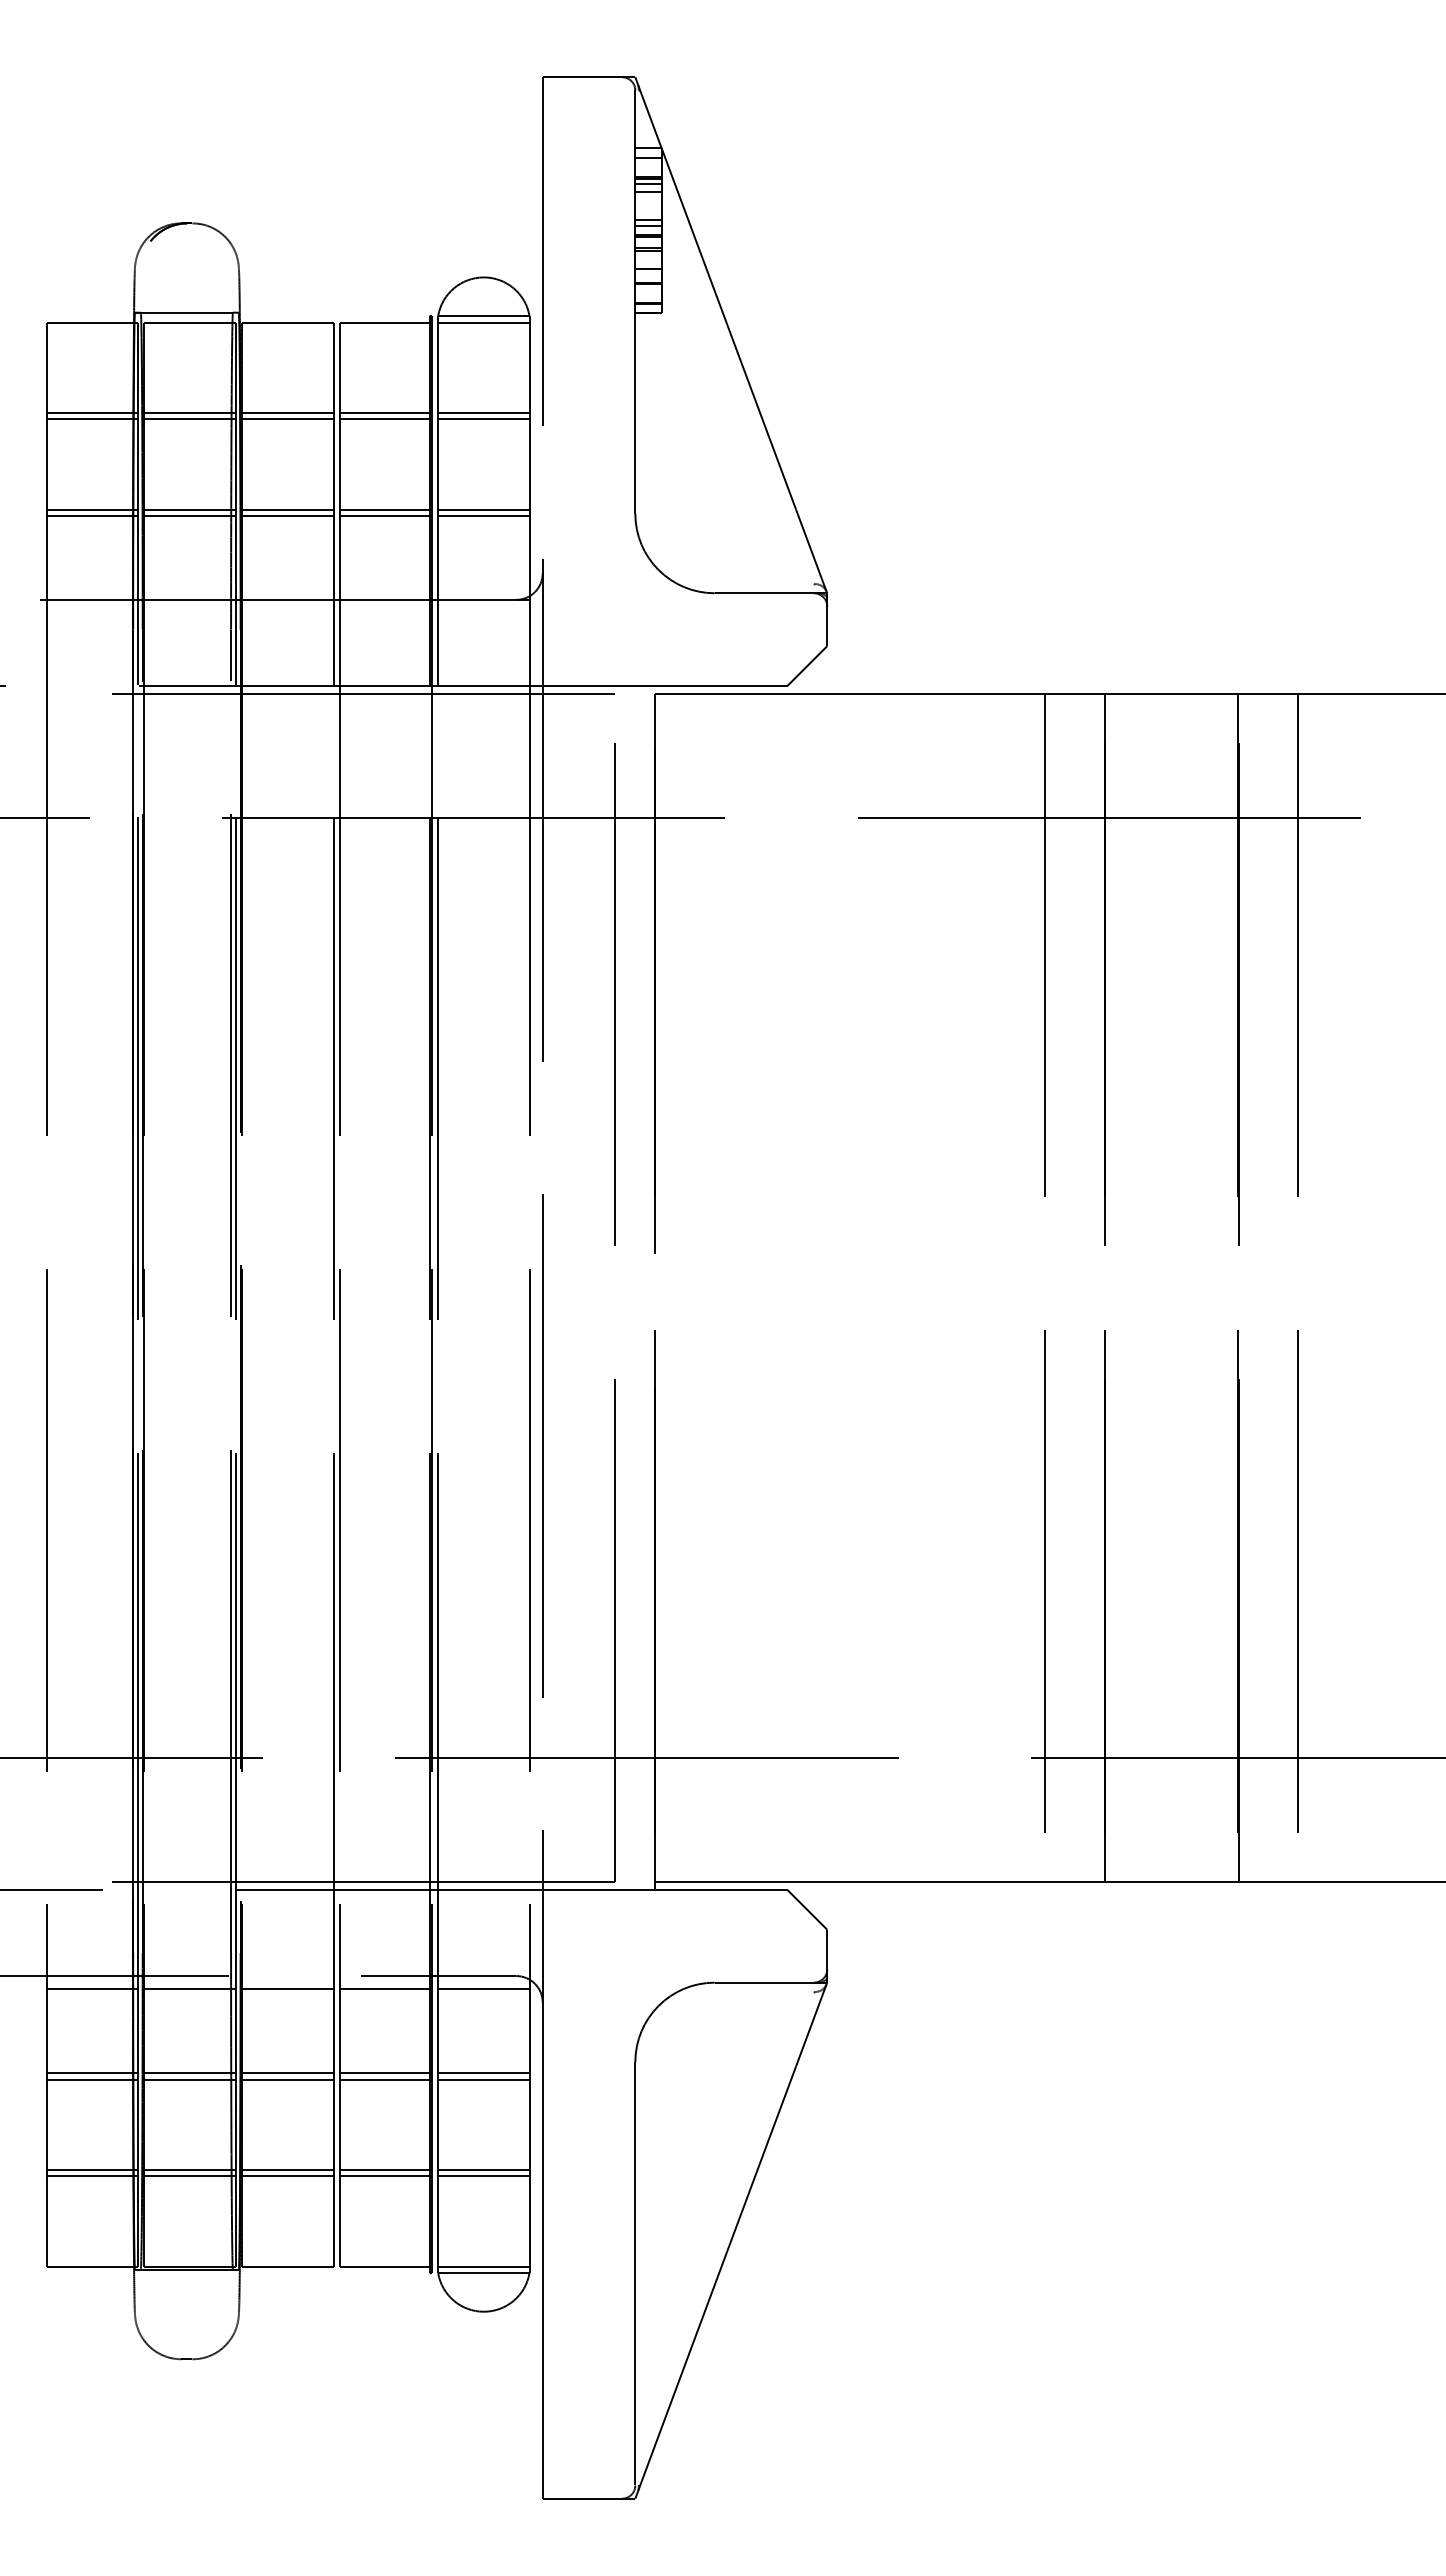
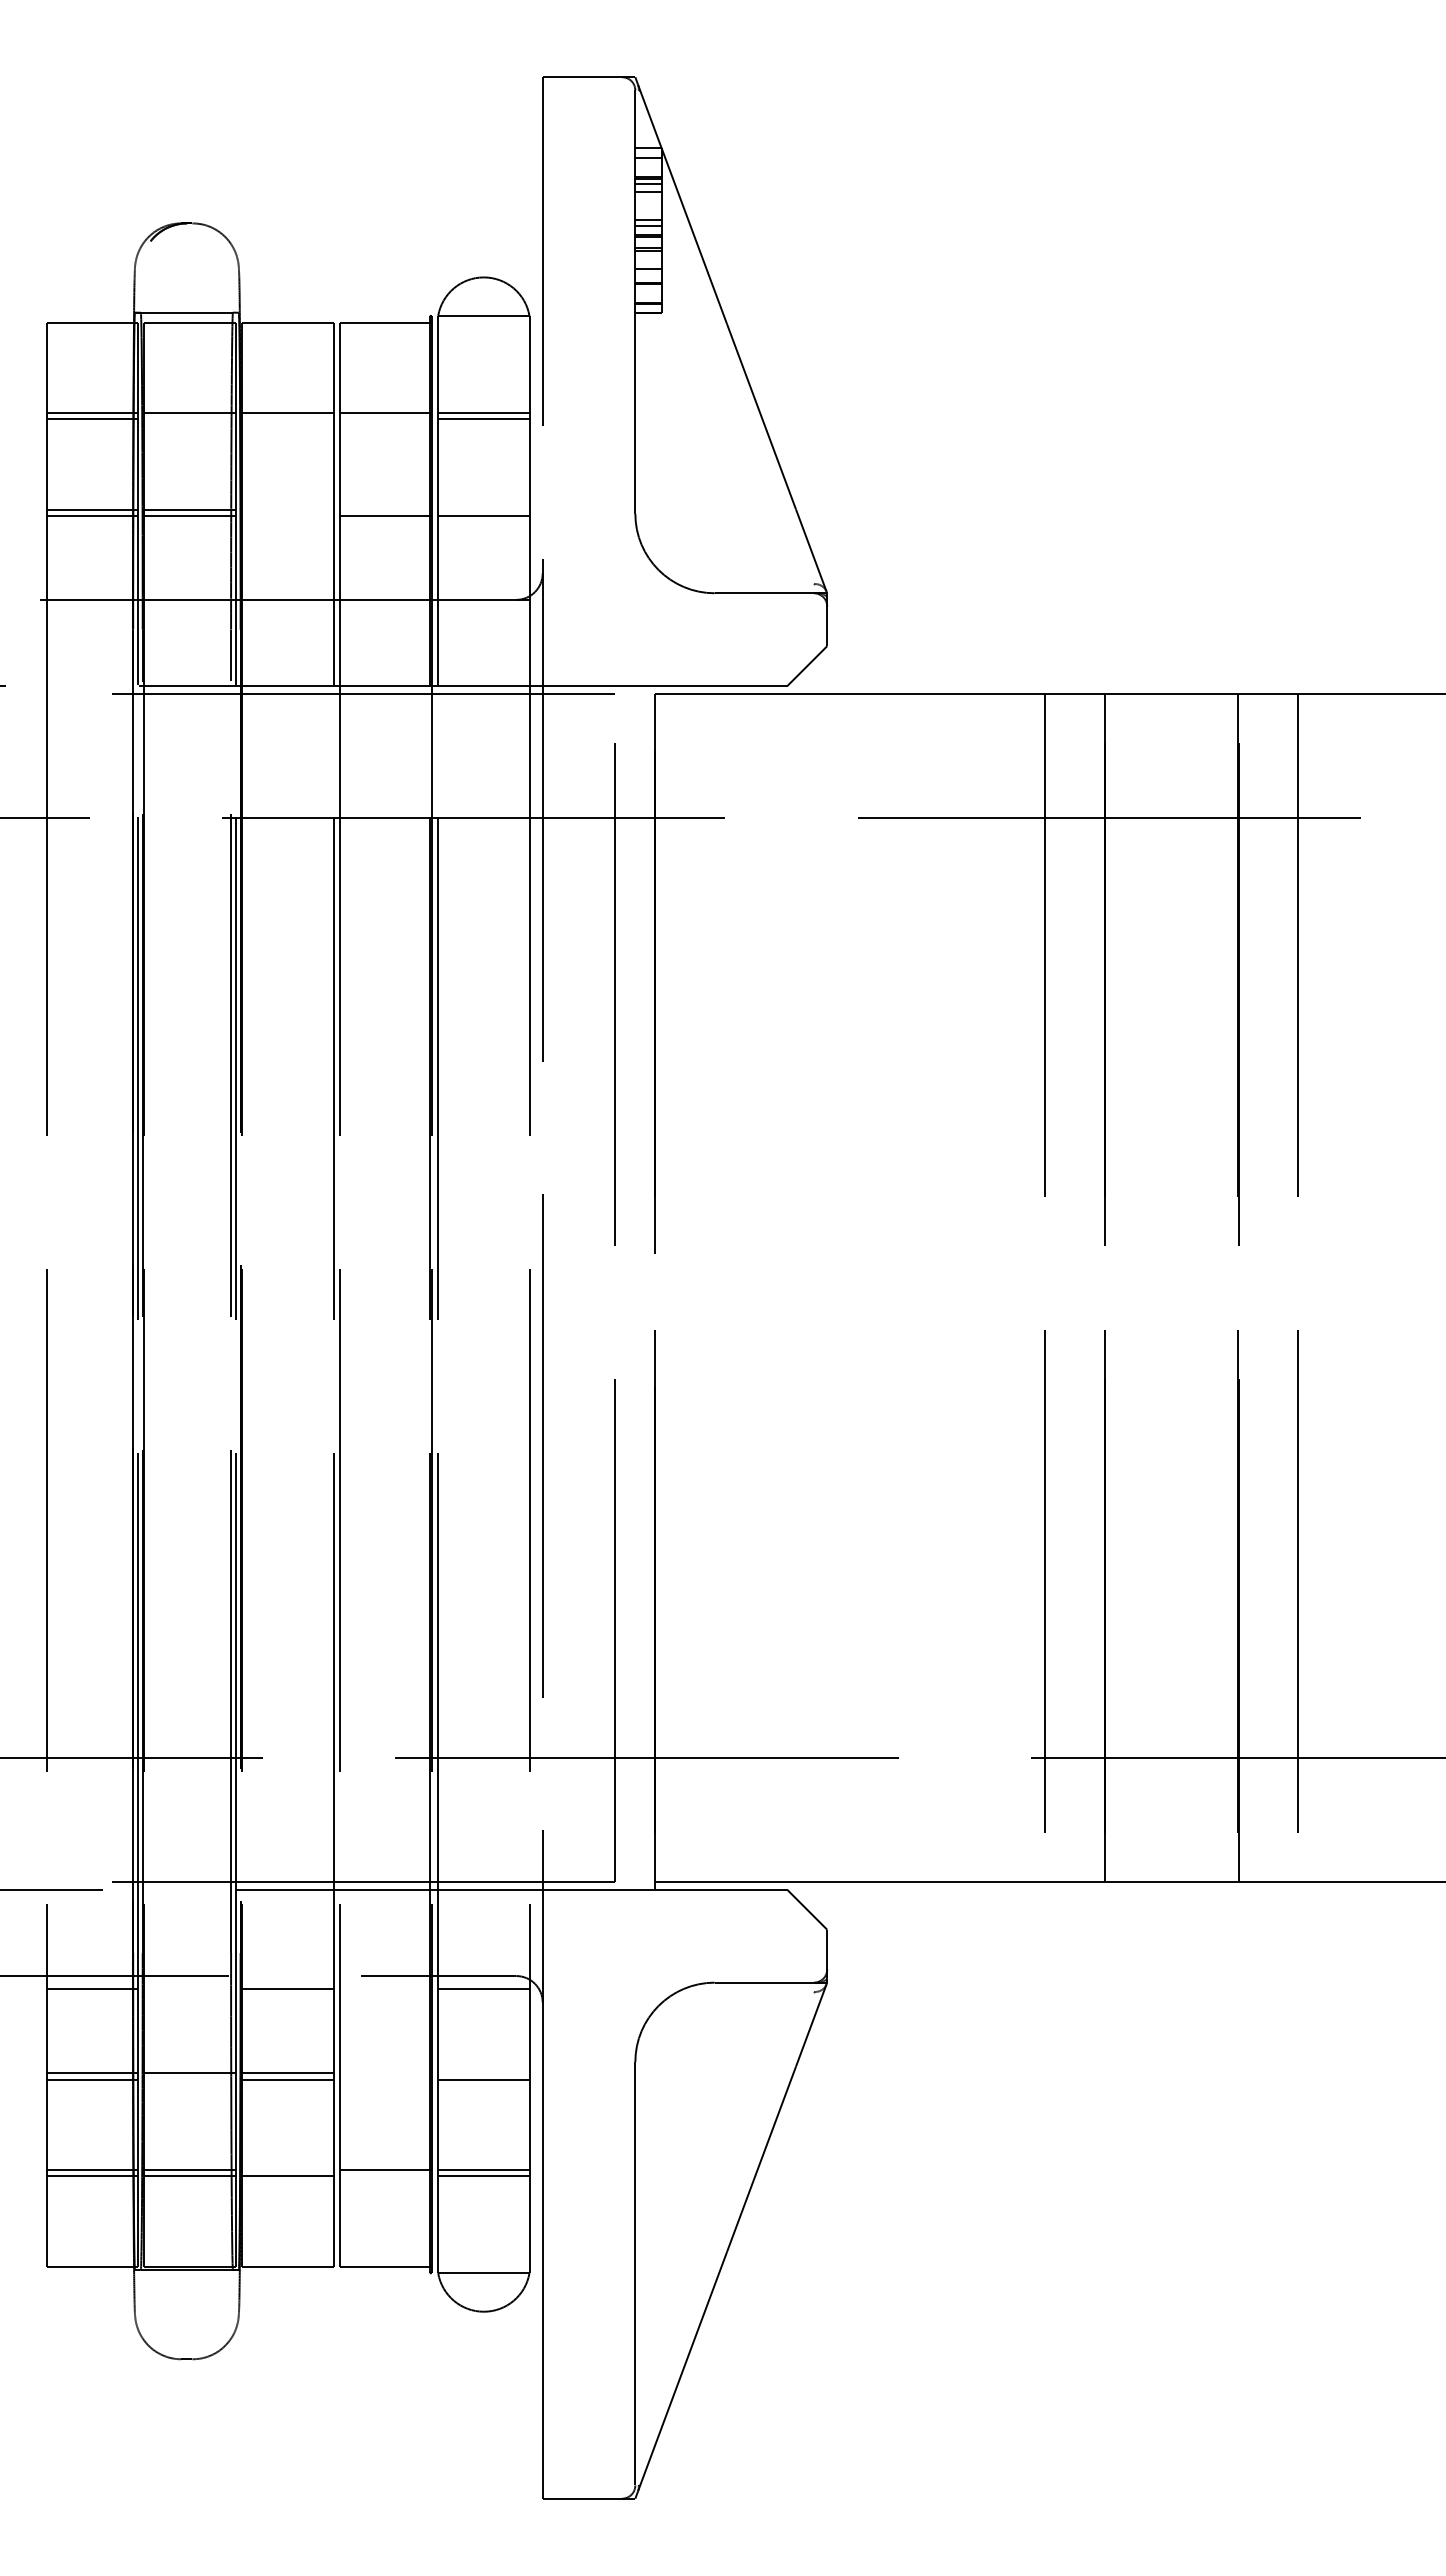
line: present -> none (483, 322)
line: present -> none (189, 419)
line: present -> none (287, 419)
line: present -> none (385, 419)
line: present -> none (287, 509)
line: present -> none (385, 509)
line: present -> none (483, 509)
line: present -> none (287, 516)
line: present -> none (189, 1989)
line: present -> none (385, 1989)
line: present -> none (385, 2072)
line: present -> none (483, 2072)
line: present -> none (189, 2079)
line: present -> none (385, 2079)
line: present -> none (287, 2169)
line: present -> none (385, 2176)
line: present -> none (483, 2266)
